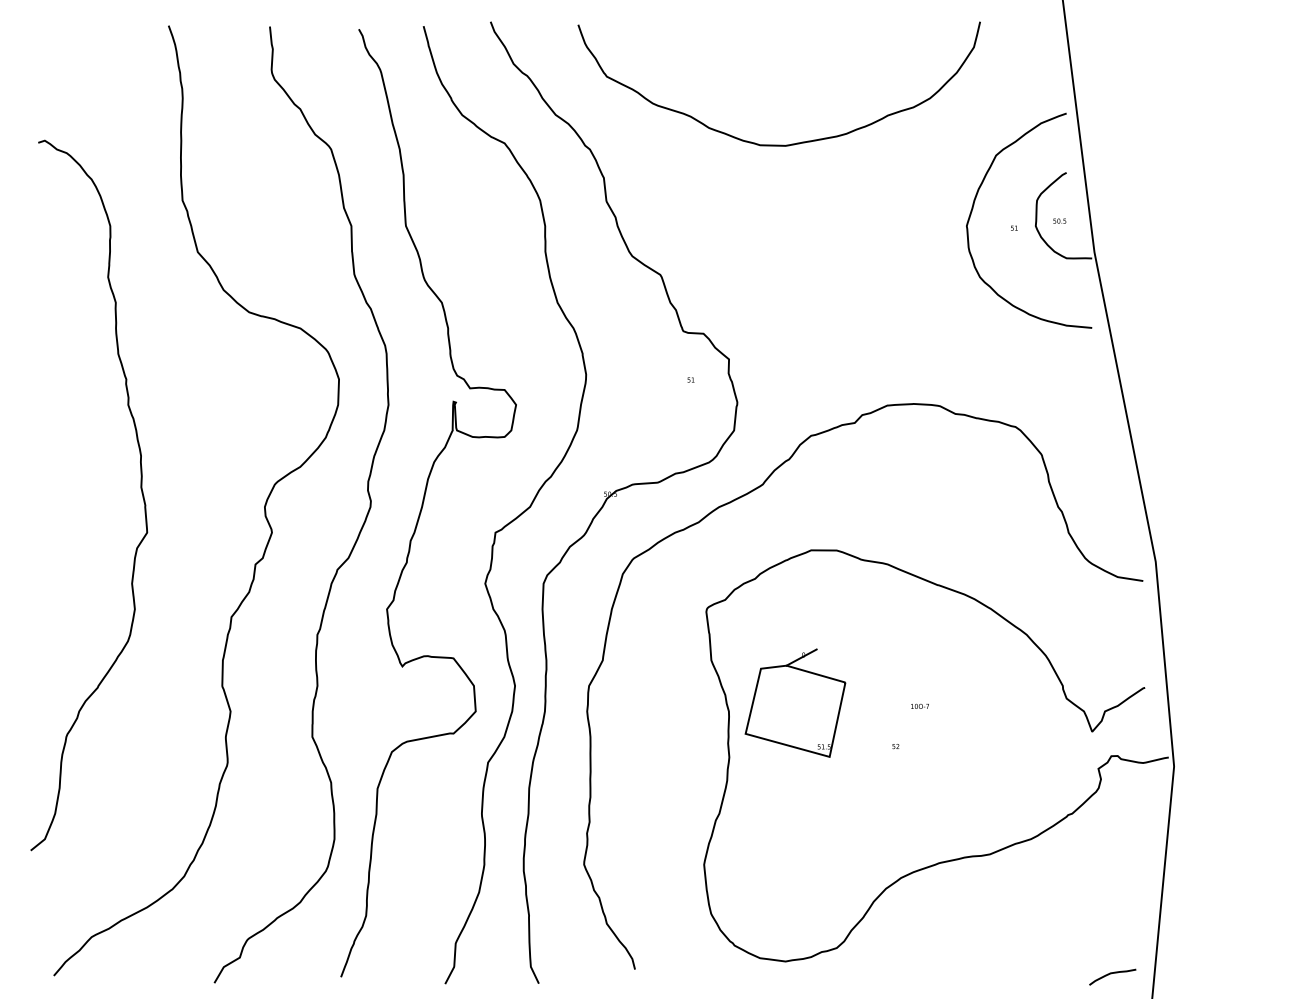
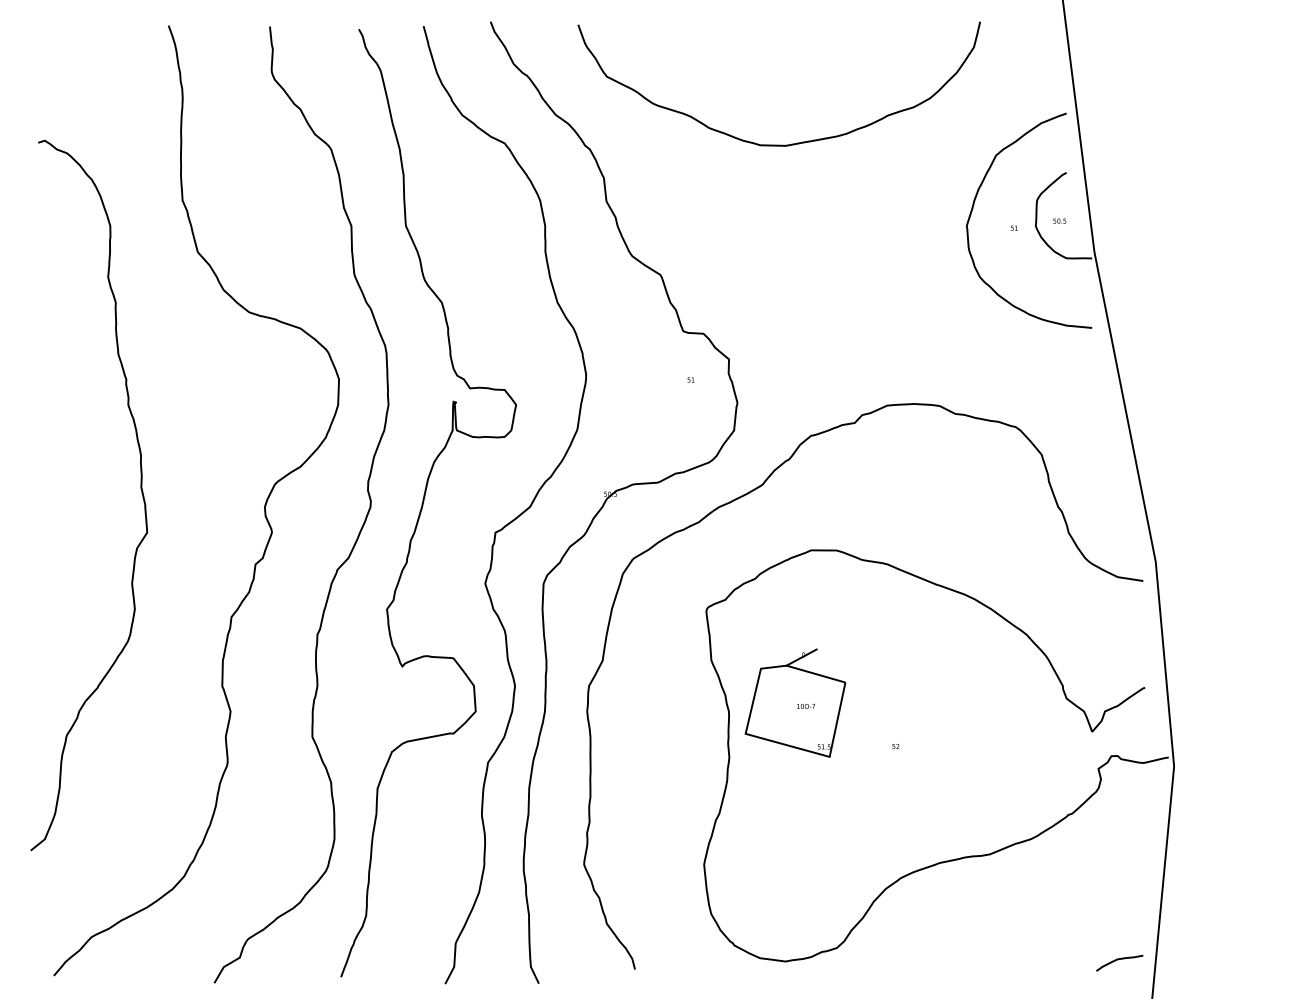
text position: (919, 705) -> (805, 705) (805, 705)
curve position: (1111, 974) -> (1118, 960) (1118, 960)
